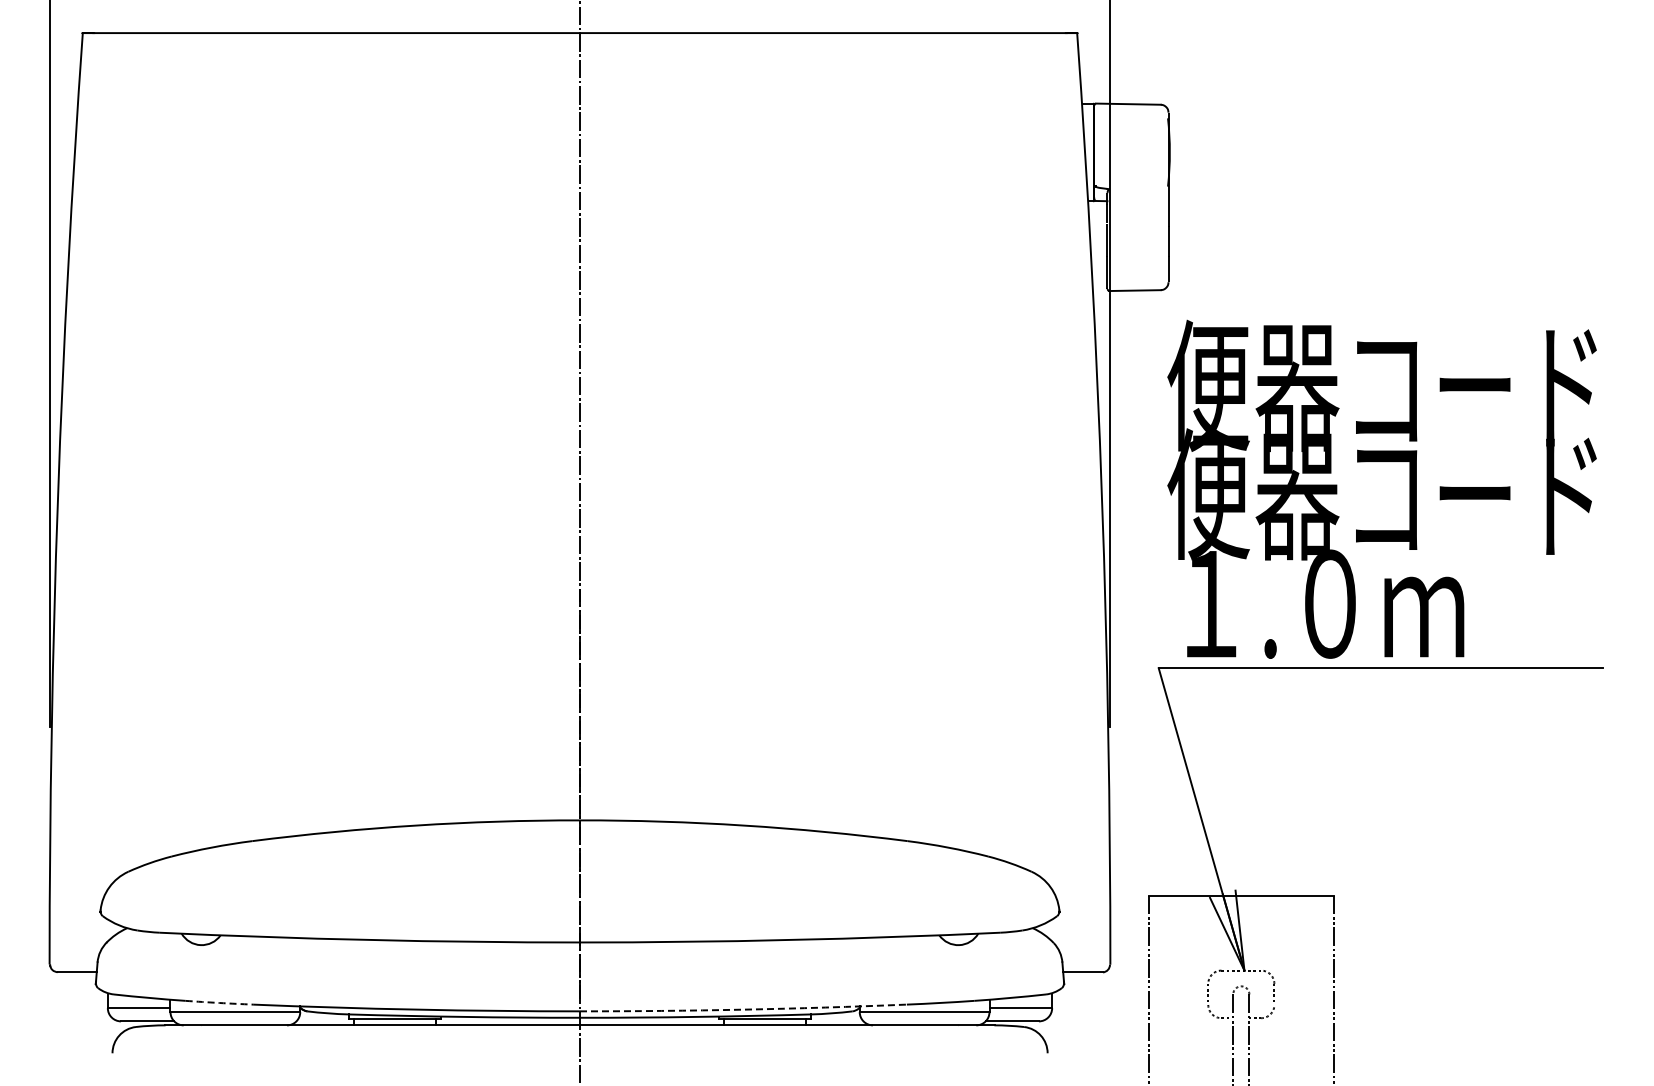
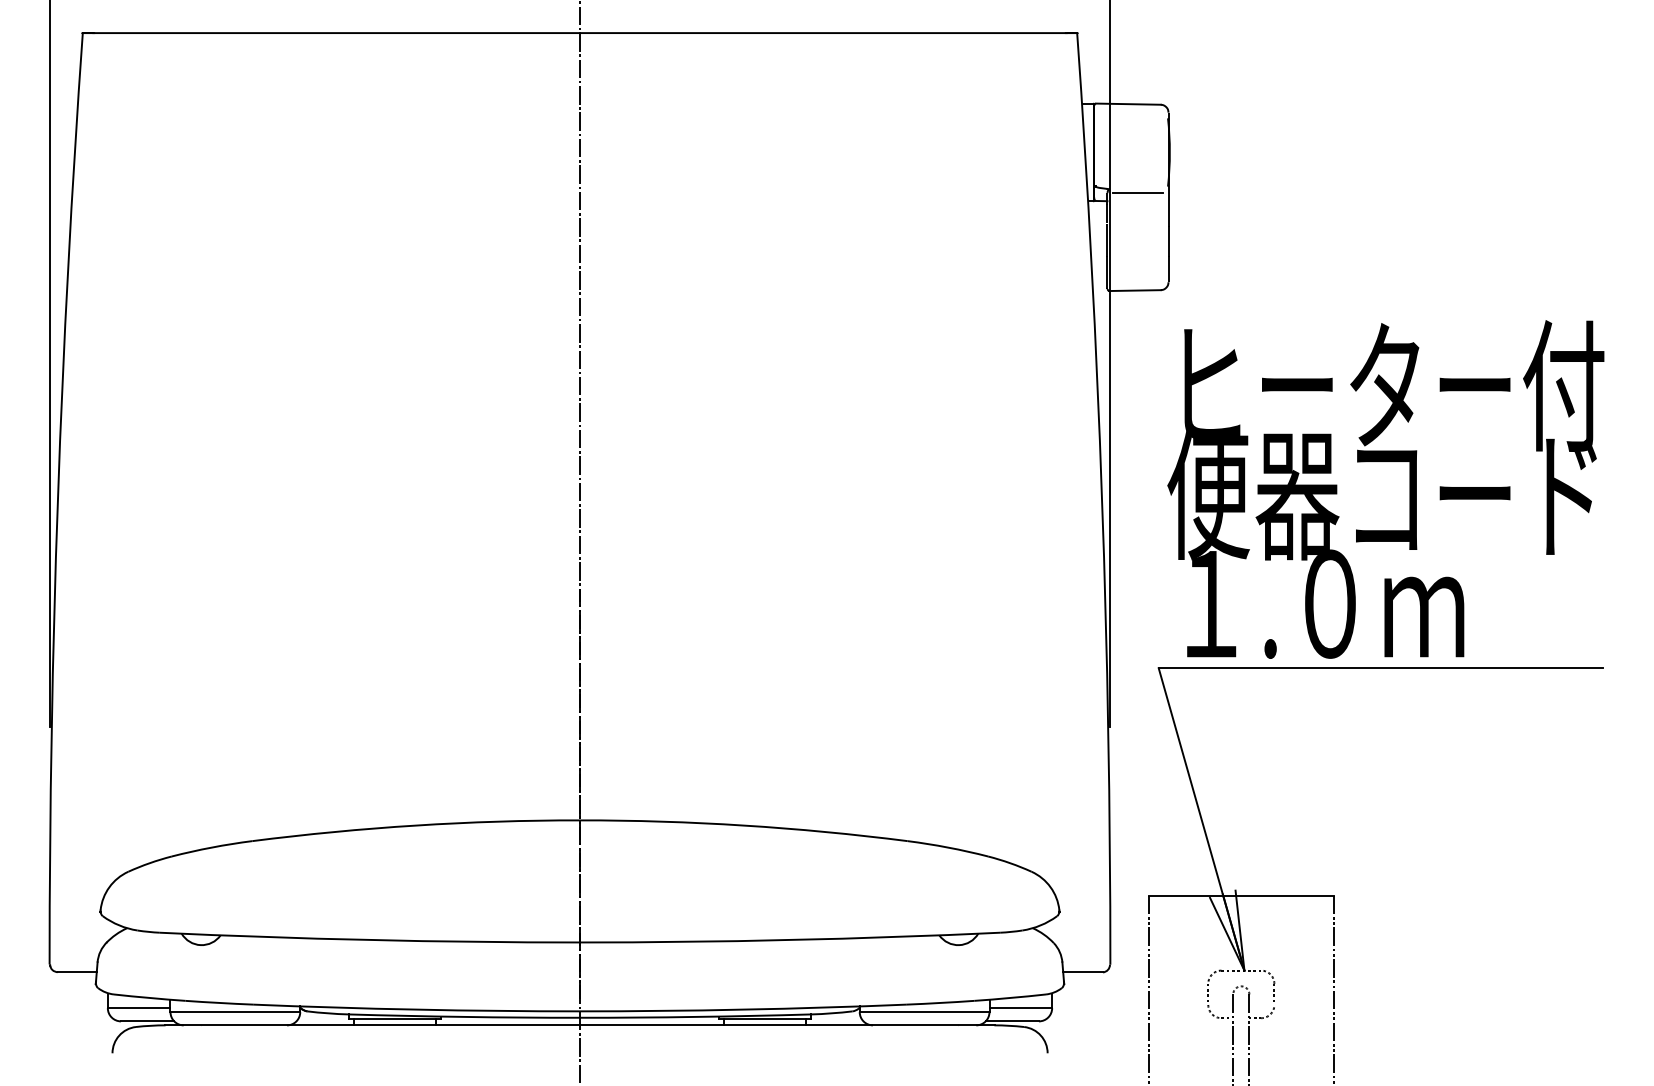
line: none -> present (1137, 193)
text: 便器コード -> ヒーター付 (1385, 385)
arc: dashed -> solid (219, 1002)
arc: dashed -> solid (743, 1009)
